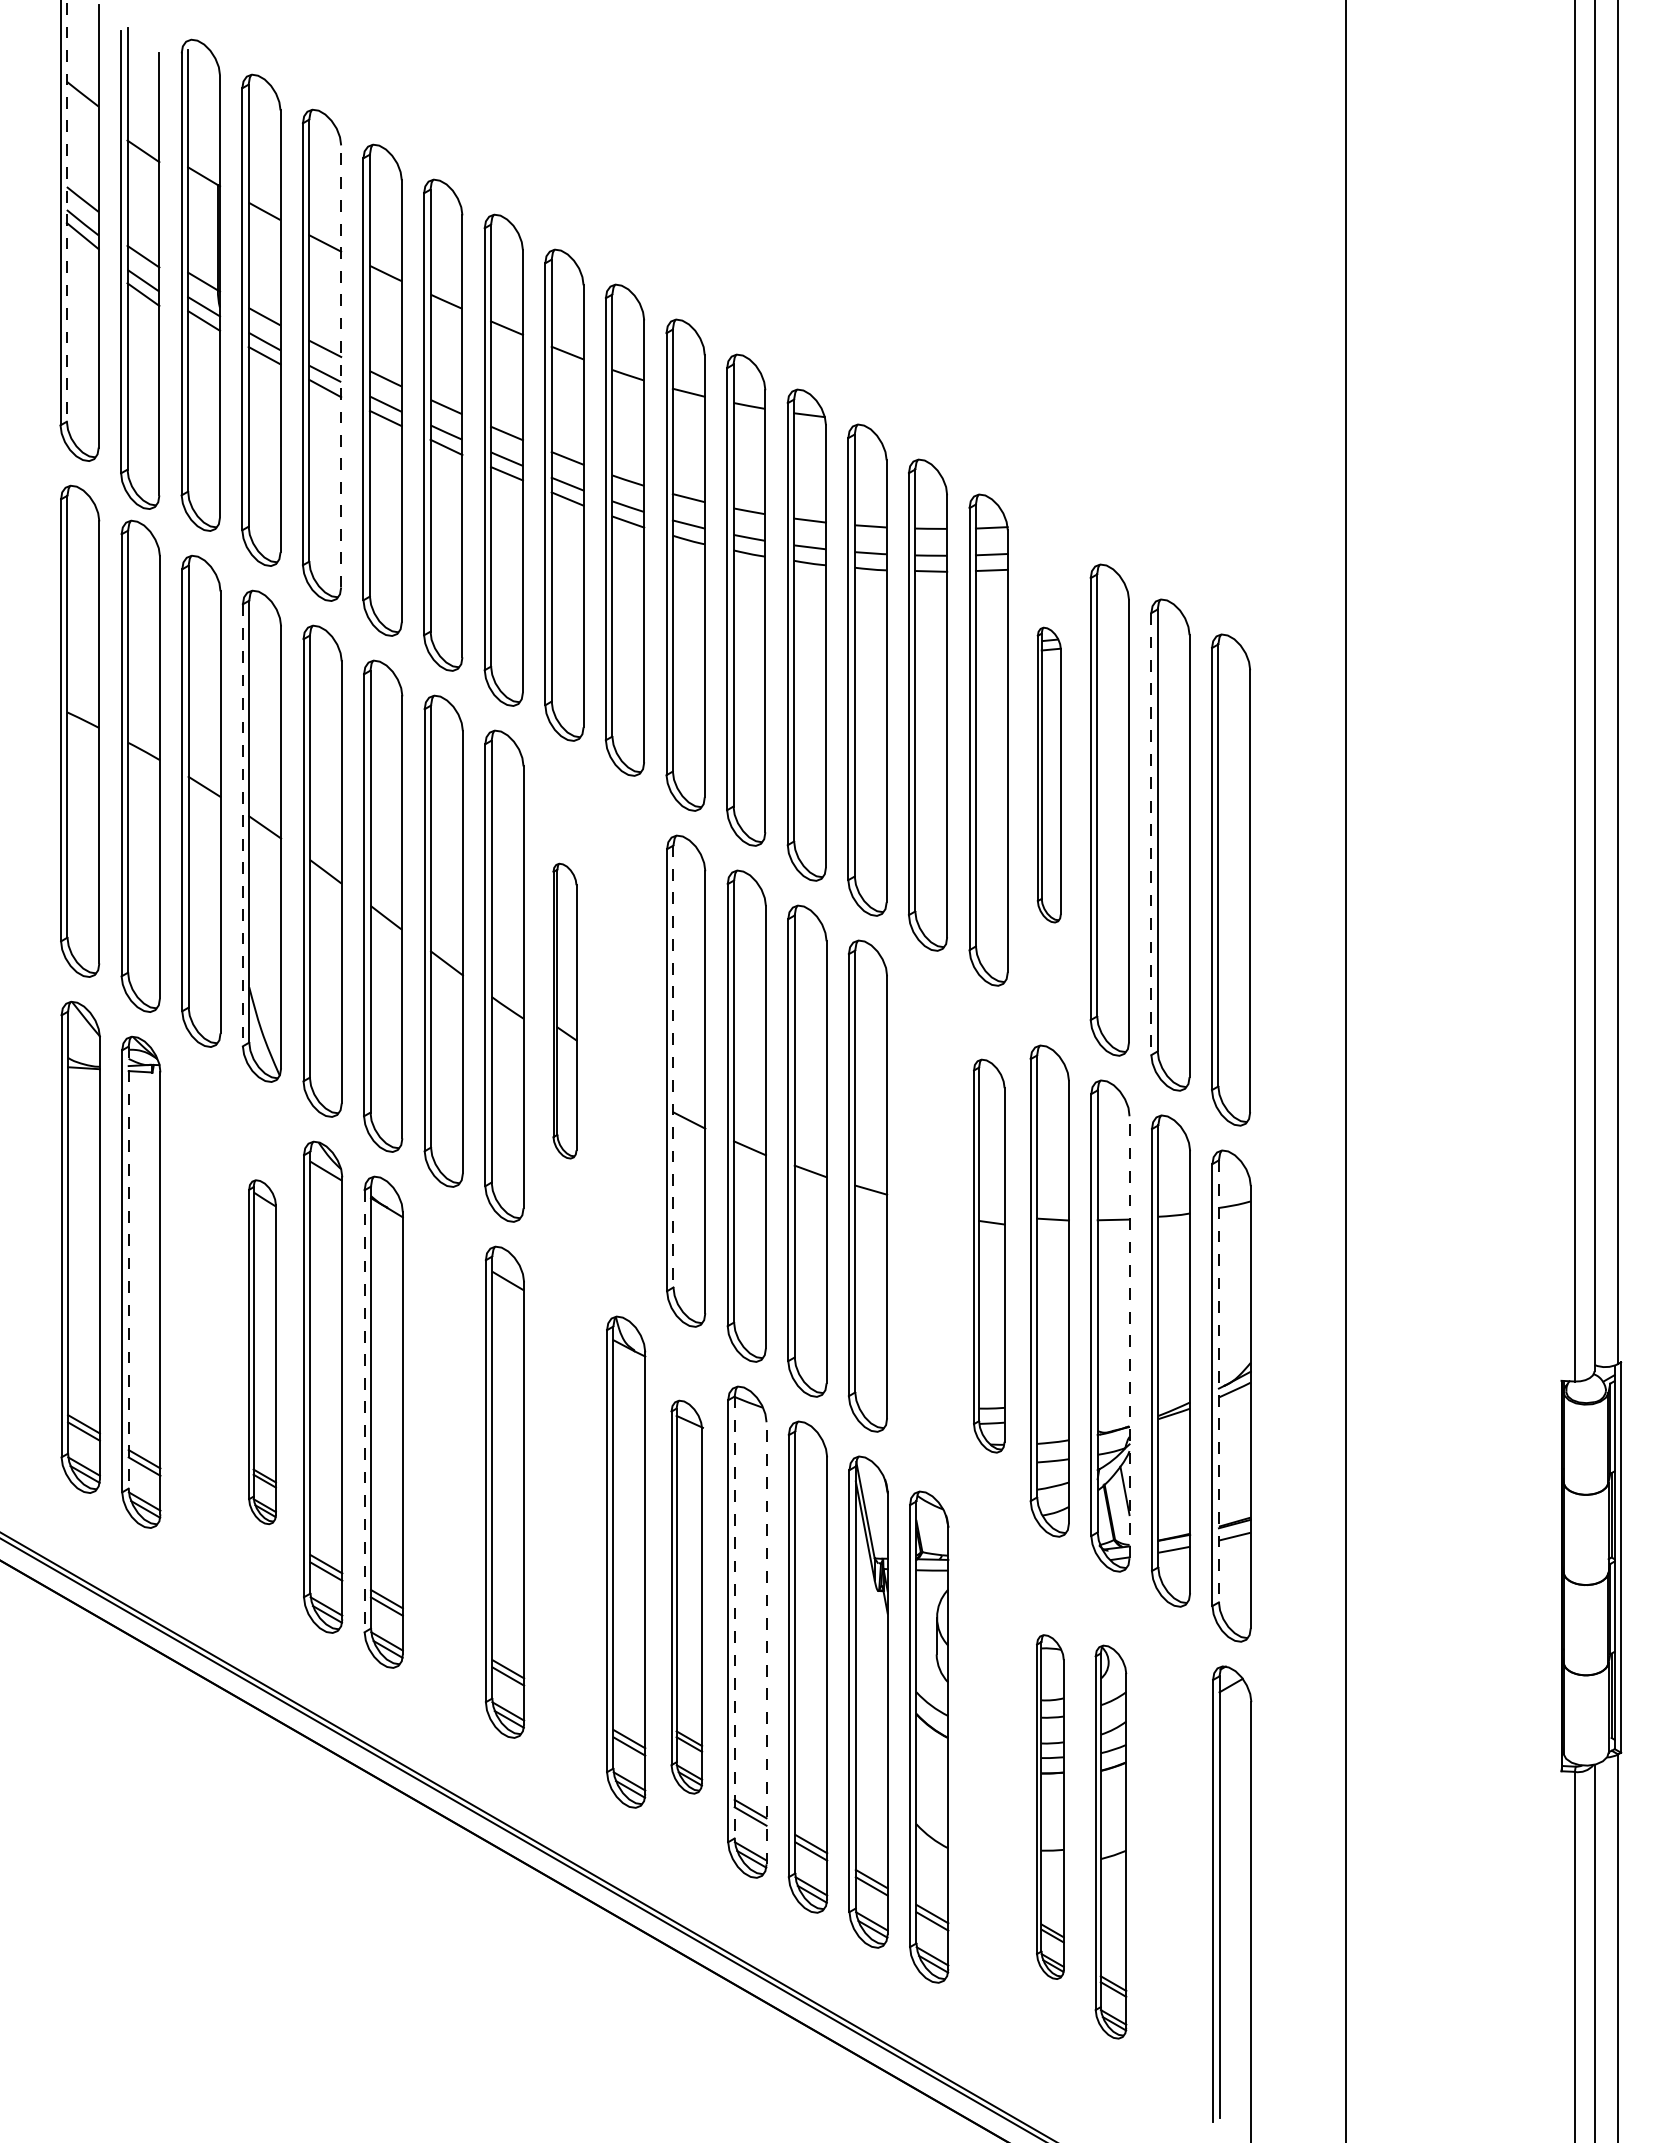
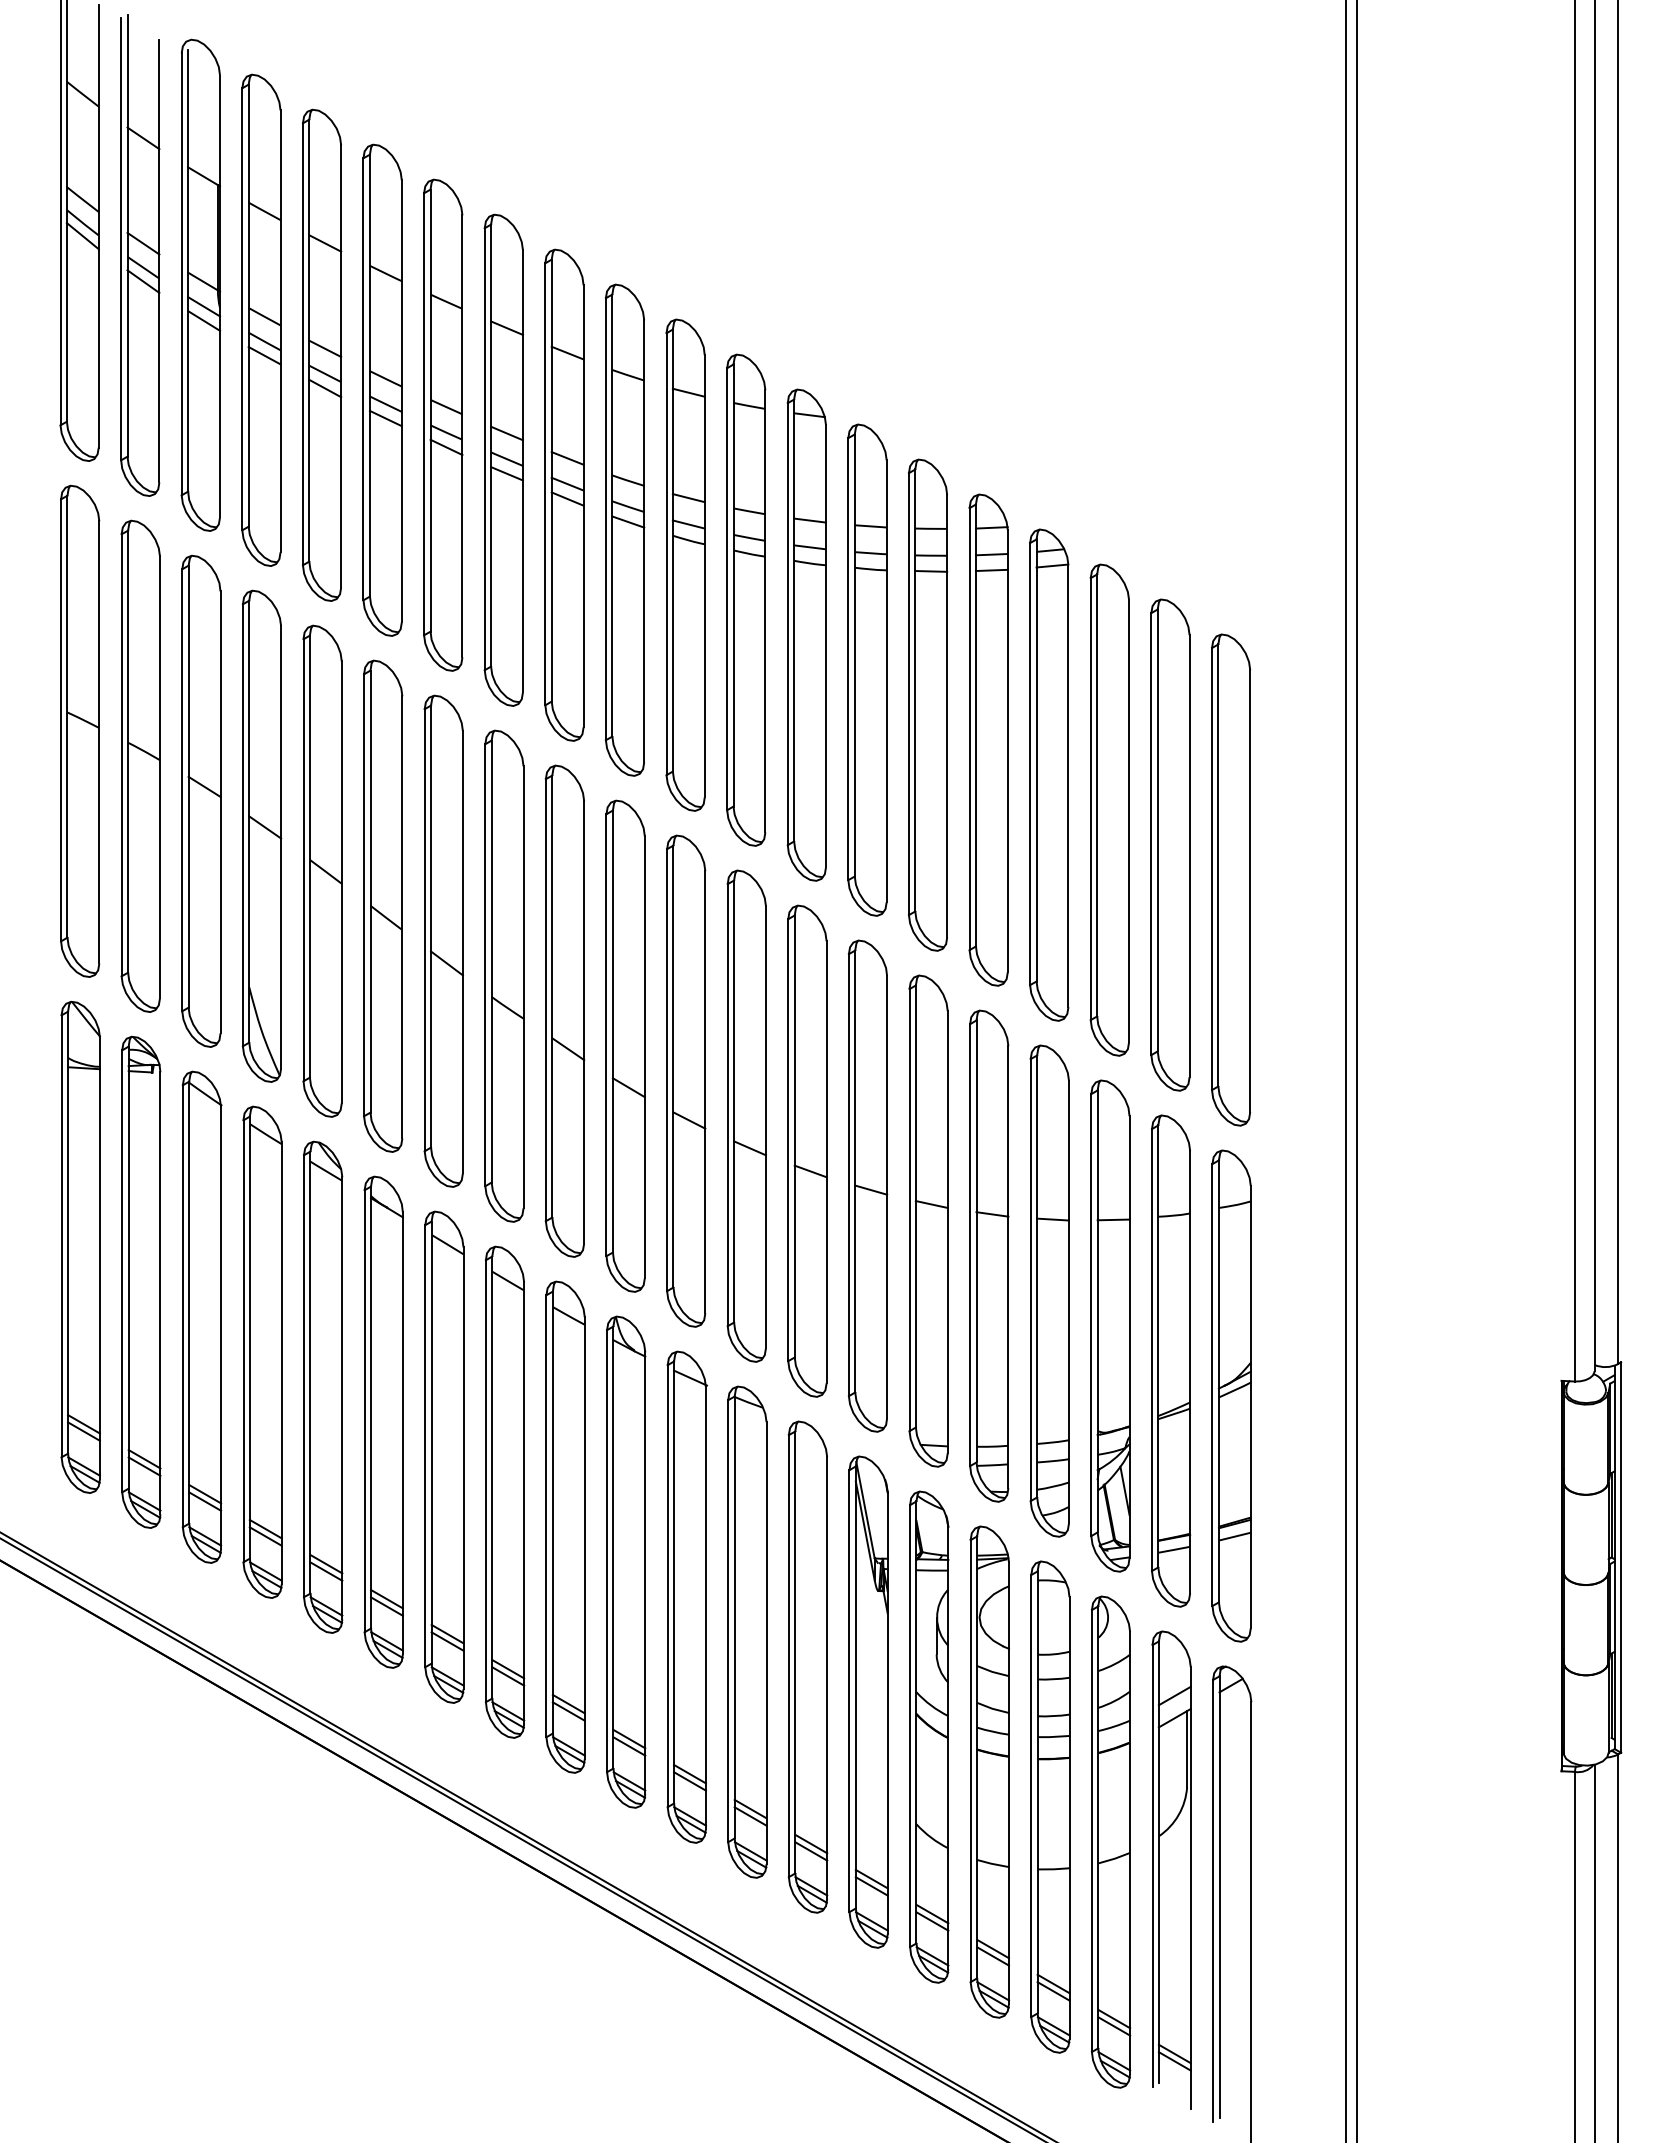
line: dashed -> solid (66, 211)
part position: (140, 268) -> (140, 255) (140, 255)
line: dashed -> solid (341, 365)
part size: 26x298 px -> 41x494 px (1049, 774)
line: dashed -> solid (242, 825)
line: dashed -> solid (1151, 834)
part size: 26x298 px -> 42x494 px (564, 1010)
part: none -> present (625, 1045)
line: dashed -> solid (673, 1066)
line: none -> present (1356, 1070)
part: none -> present (928, 1220)
part size: 33x396 px -> 41x494 px (989, 1255)
line: dashed -> solid (128, 1268)
part: none -> present (201, 1316)
line: dashed -> solid (1129, 1337)
part size: 29x347 px -> 41x494 px (262, 1351)
line: dashed -> solid (1218, 1381)
line: dashed -> solid (364, 1411)
part: none -> present (444, 1456)
part: none -> present (565, 1526)
part size: 34x396 px -> 42x494 px (686, 1596)
line: dashed -> solid (734, 1617)
line: dashed -> solid (766, 1642)
part: none -> present (989, 1771)
part size: 29x346 px -> 41x494 px (1050, 1806)
part size: 34x396 px -> 42x494 px (1110, 1841)
part: none -> present (1171, 1869)
